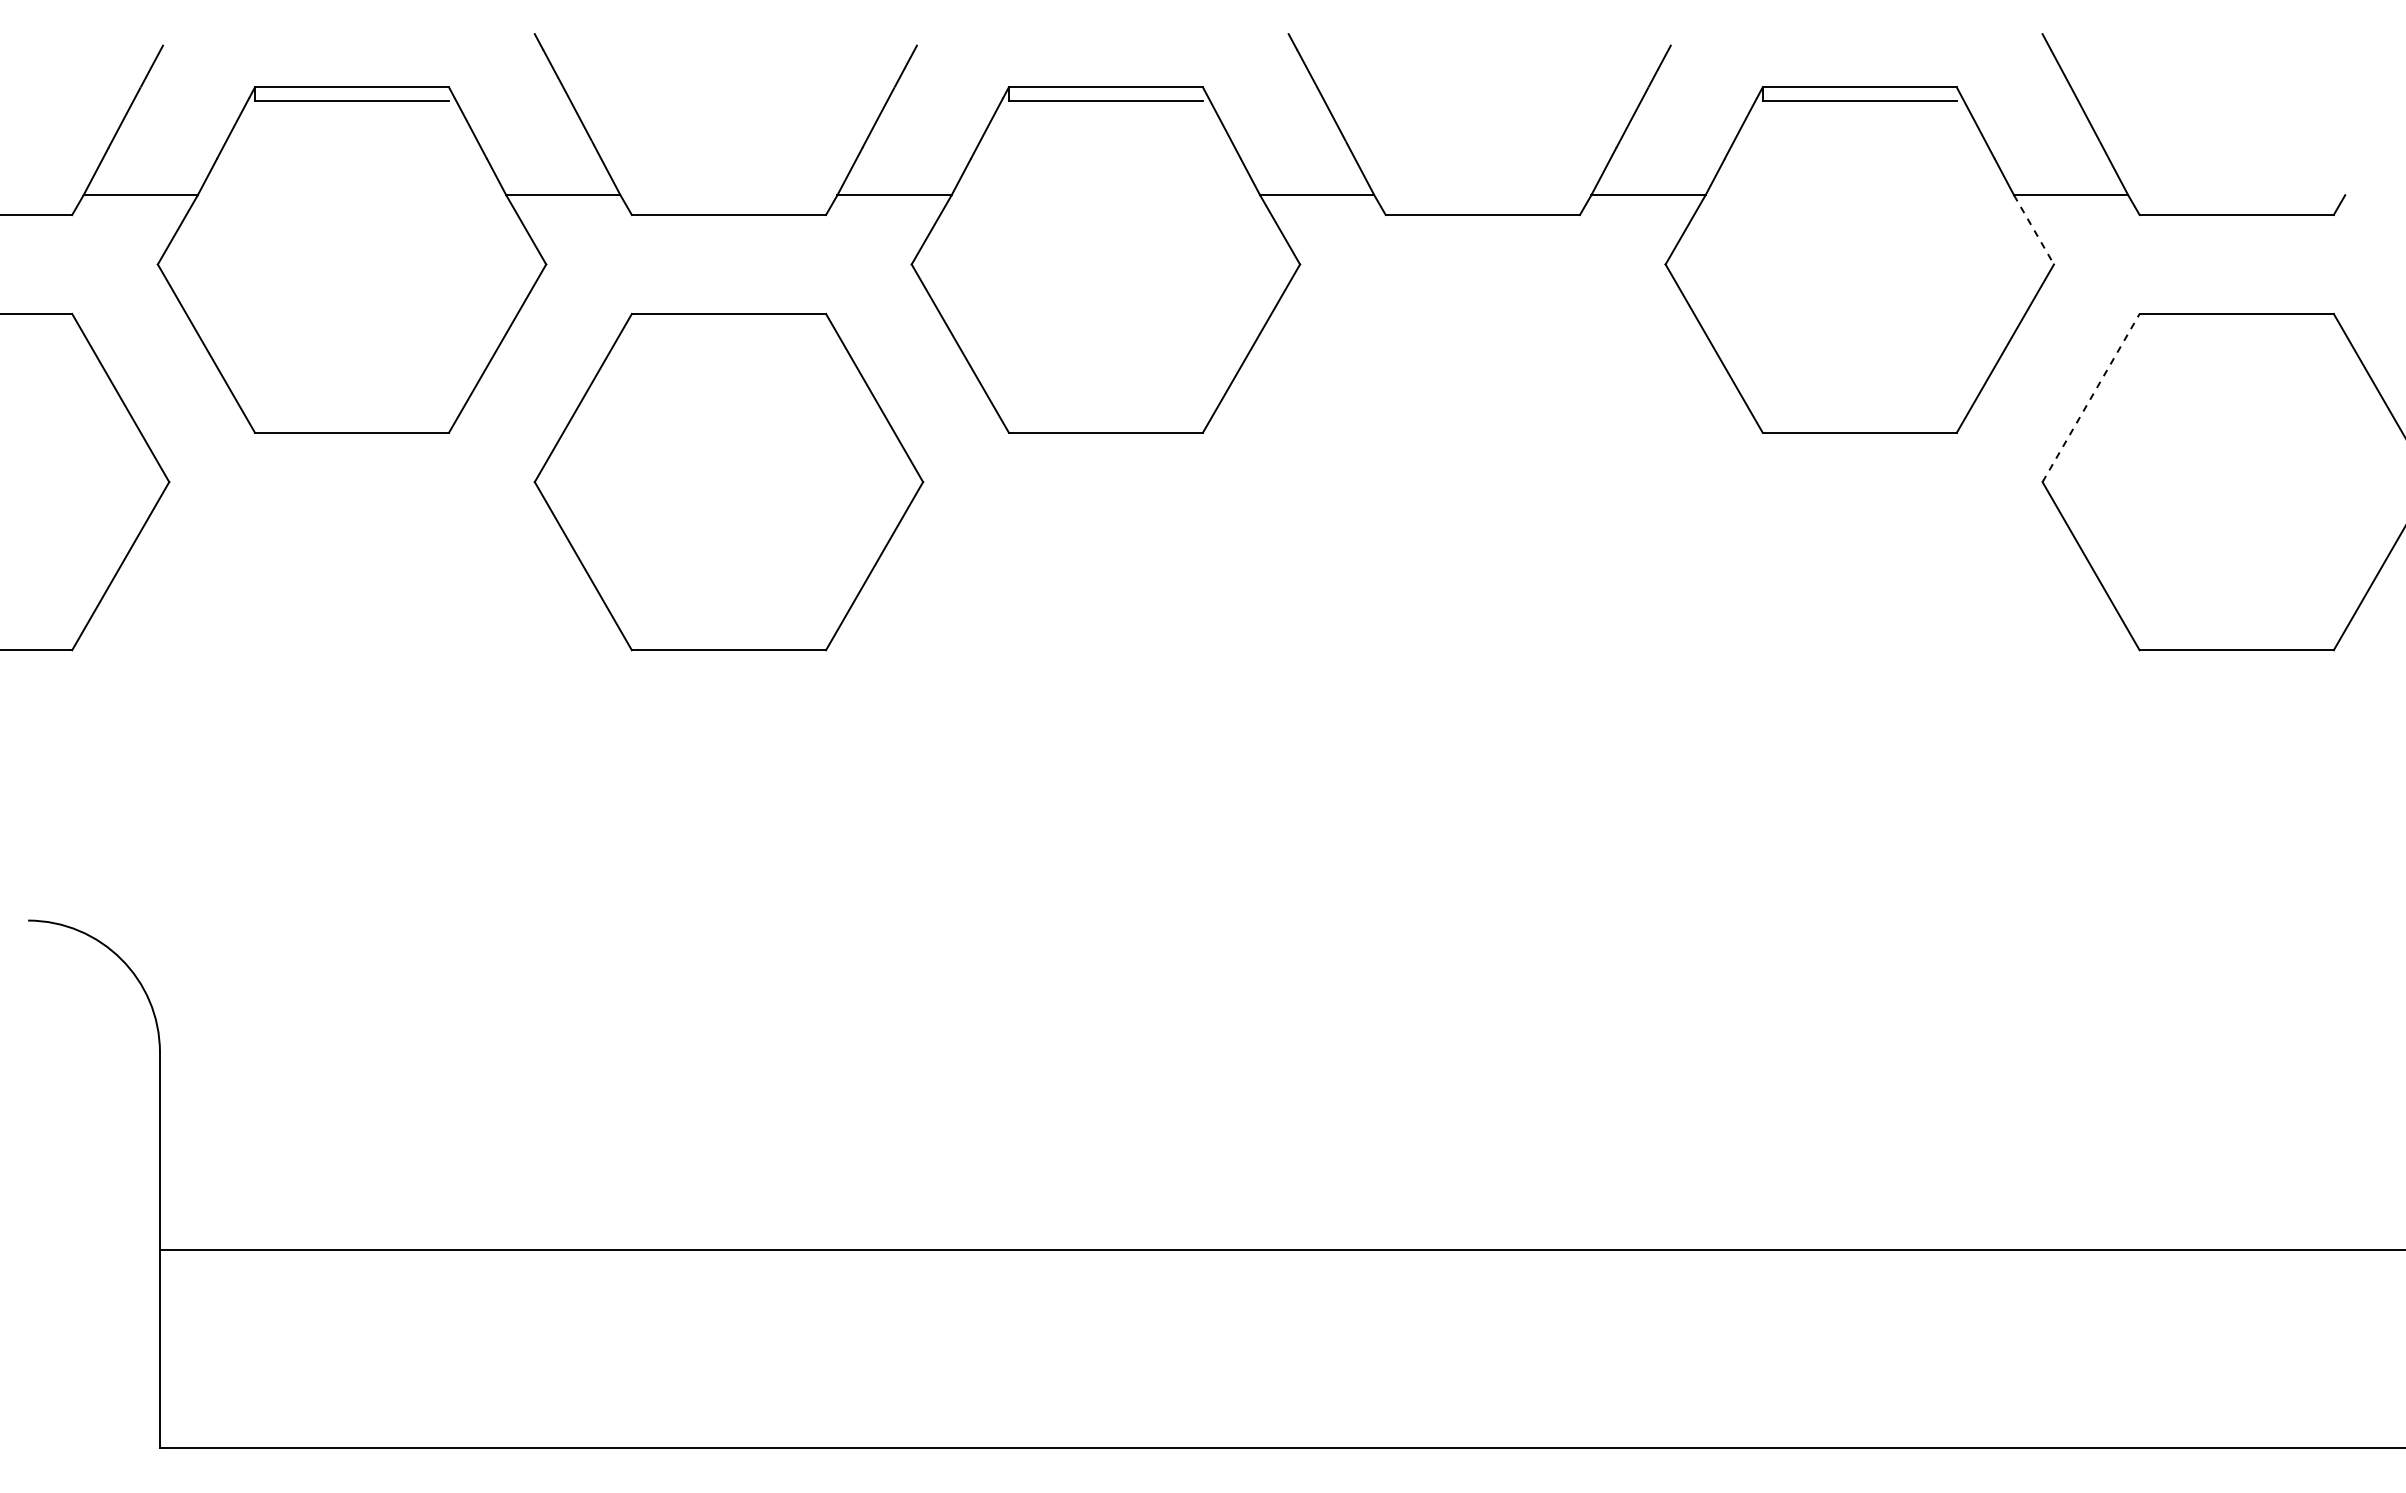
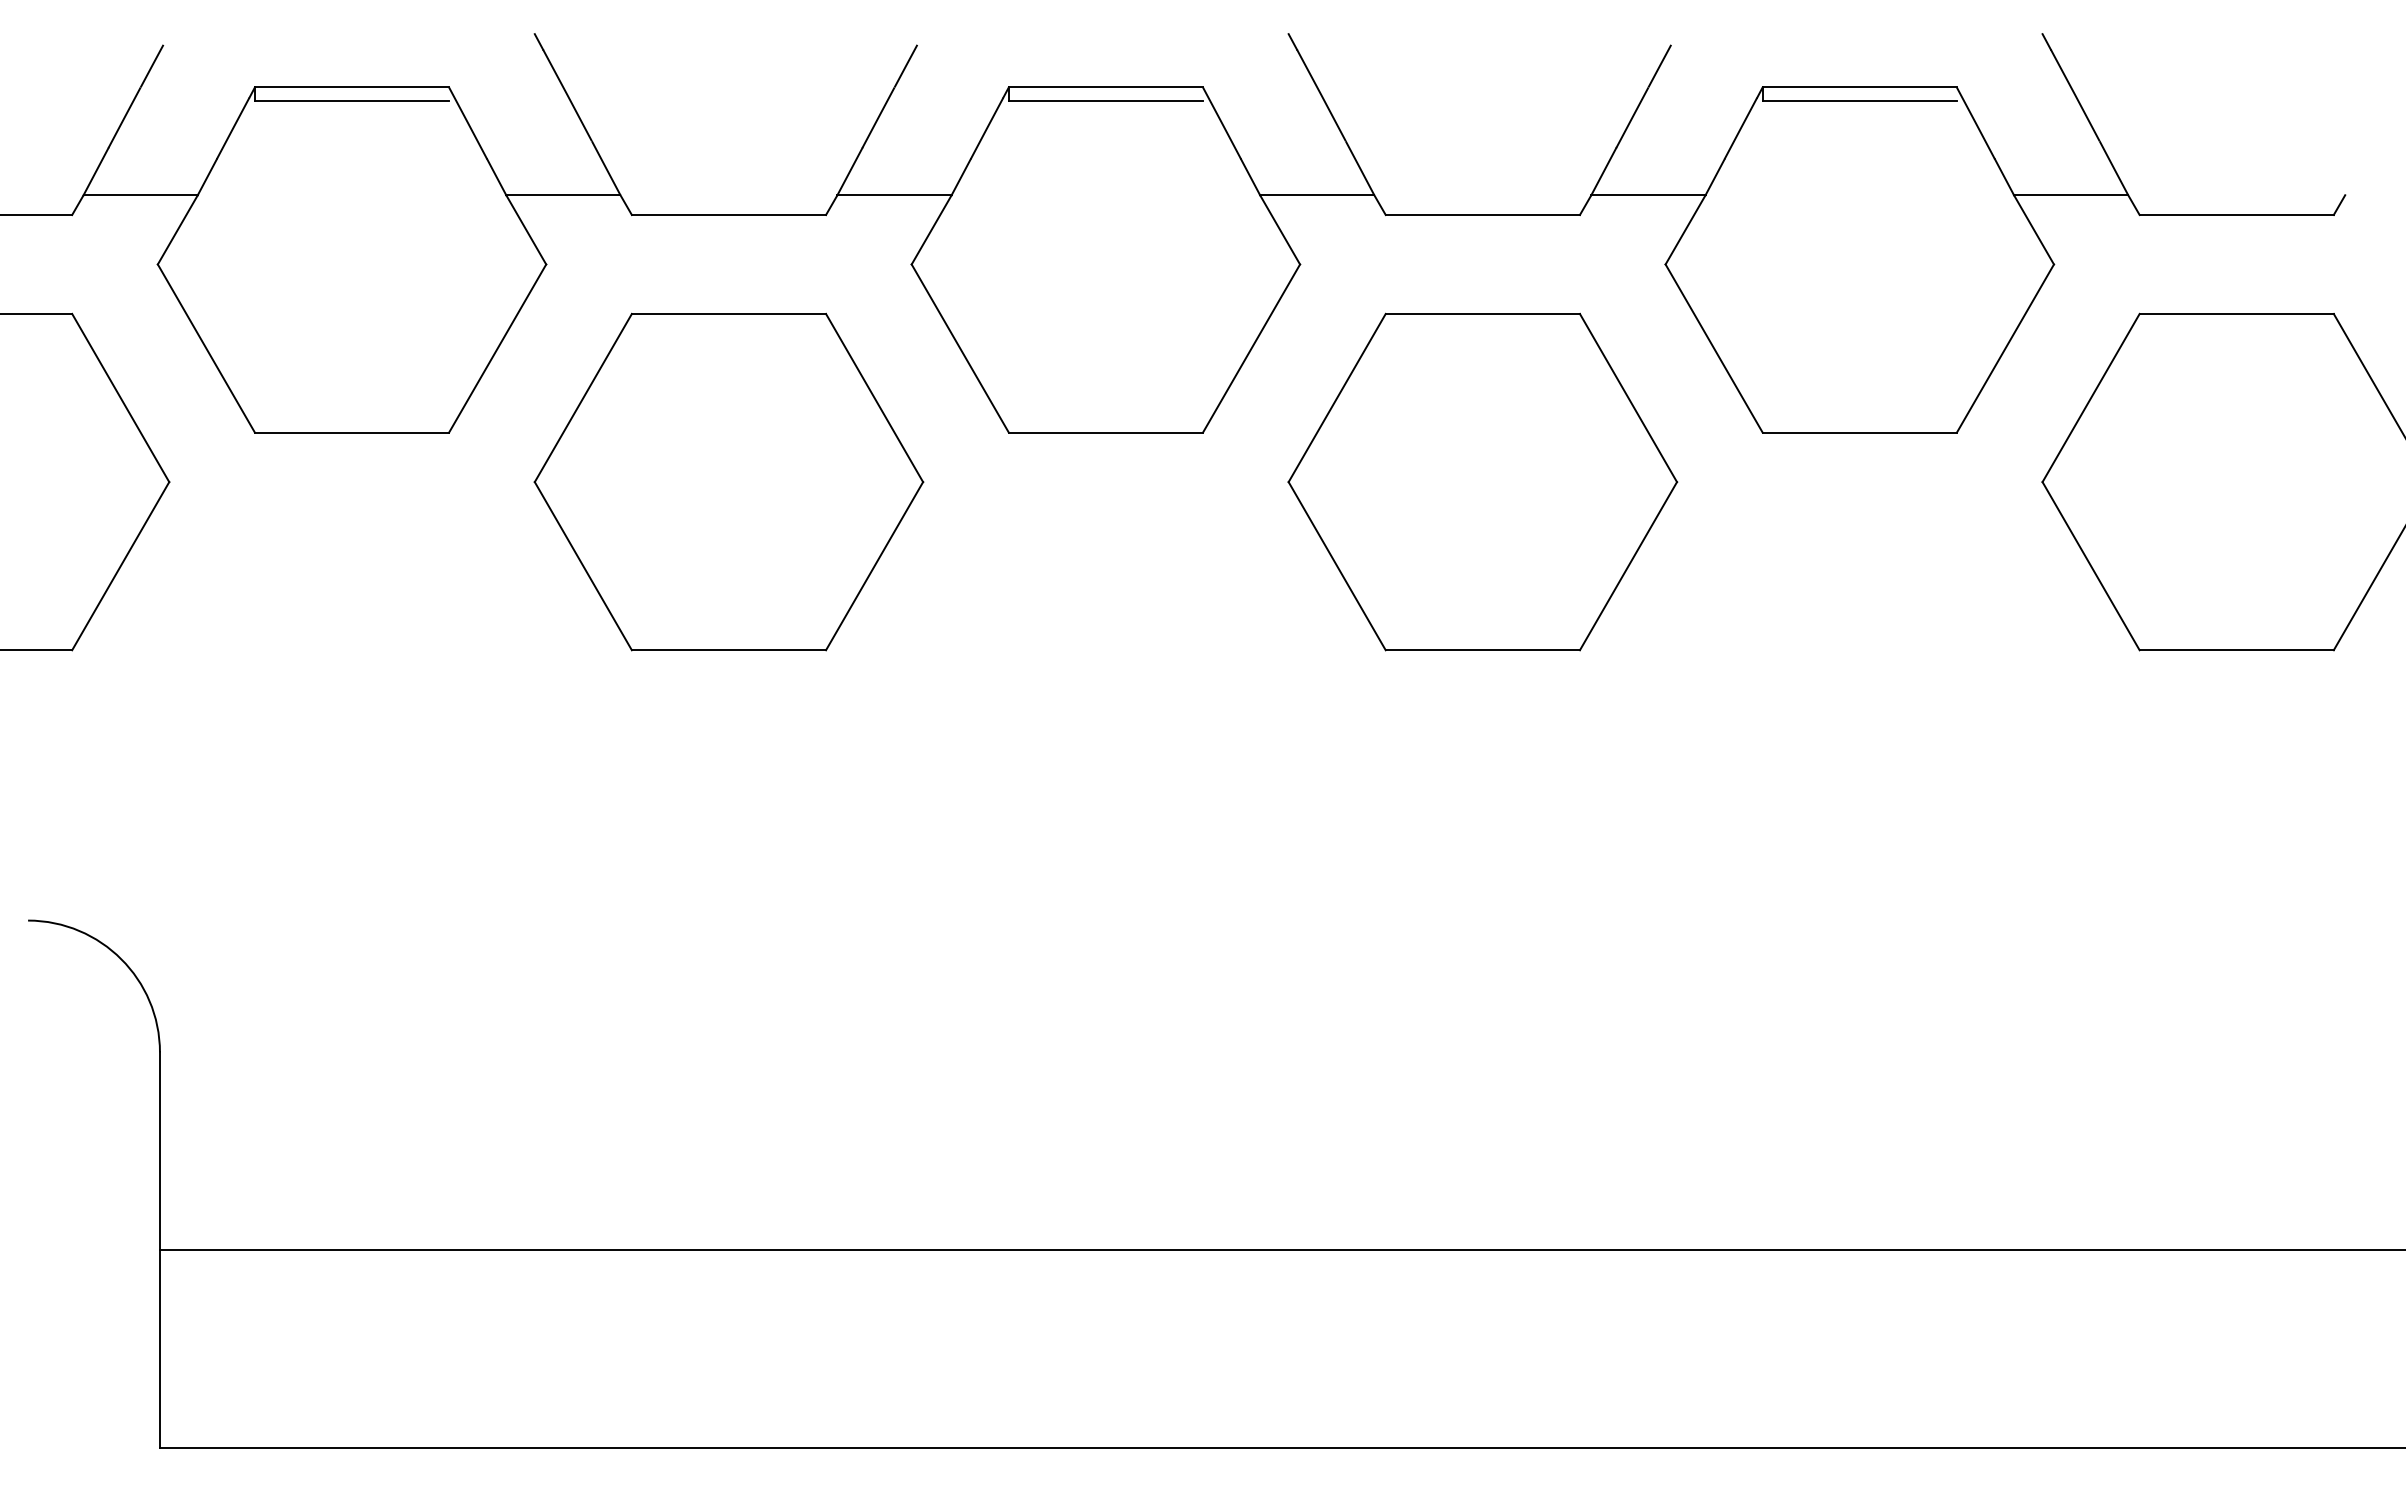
line: dashed -> solid (2034, 229)
line: dashed -> solid (2091, 397)
part: none -> present (1482, 481)
